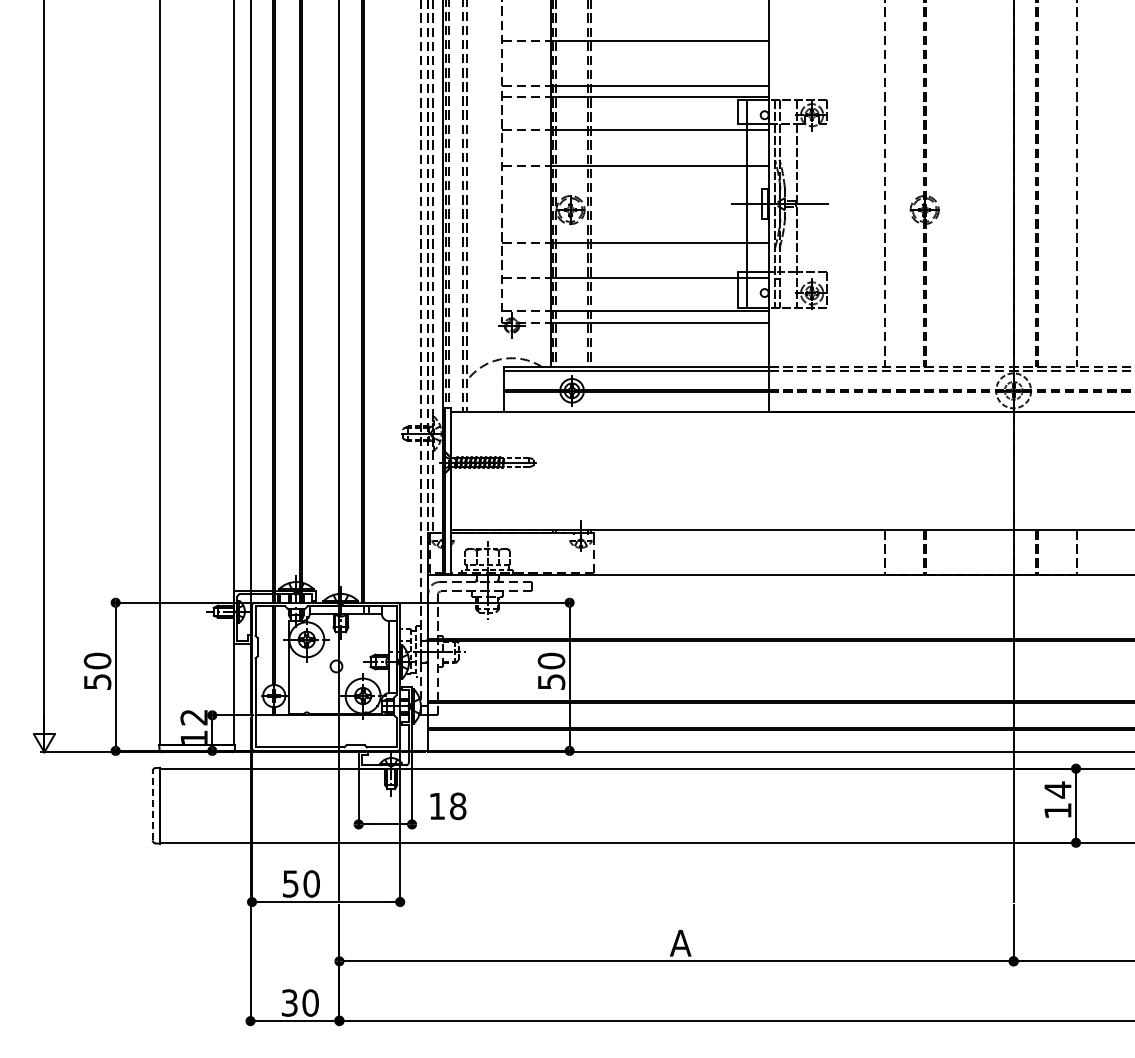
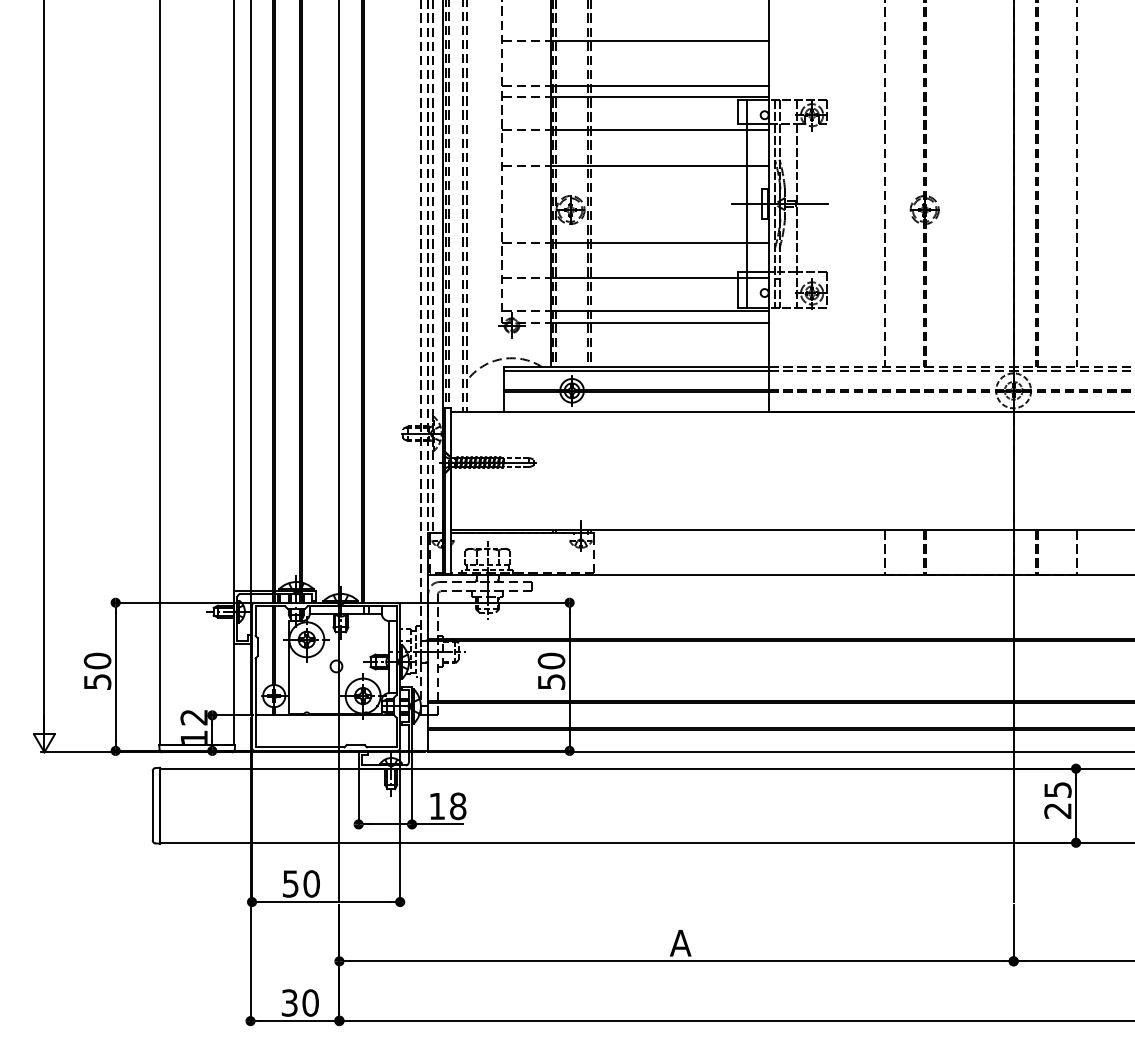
text: 14 -> 25 (1057, 799)
line: dashed -> solid (152, 805)
line: none -> present (437, 824)
